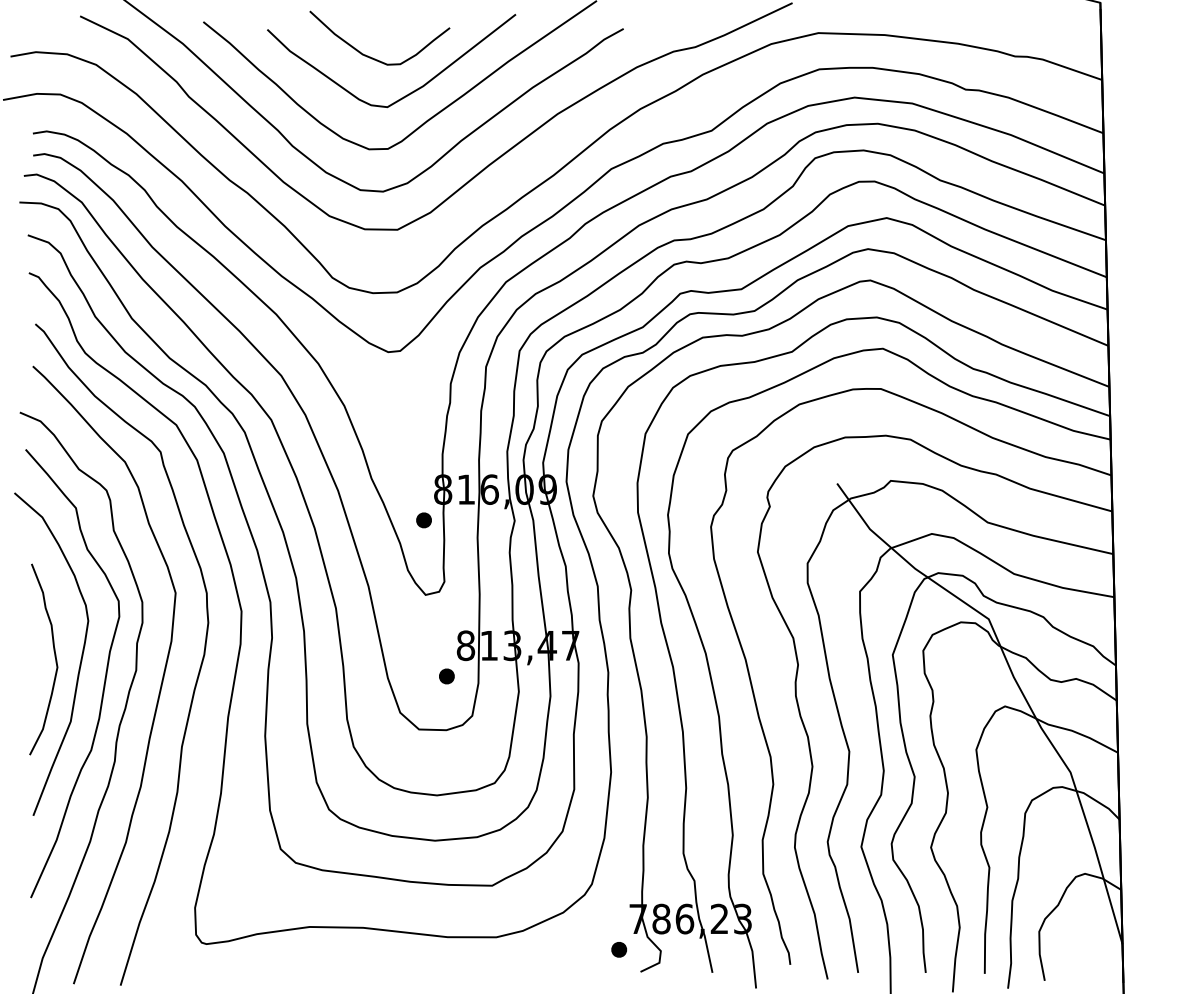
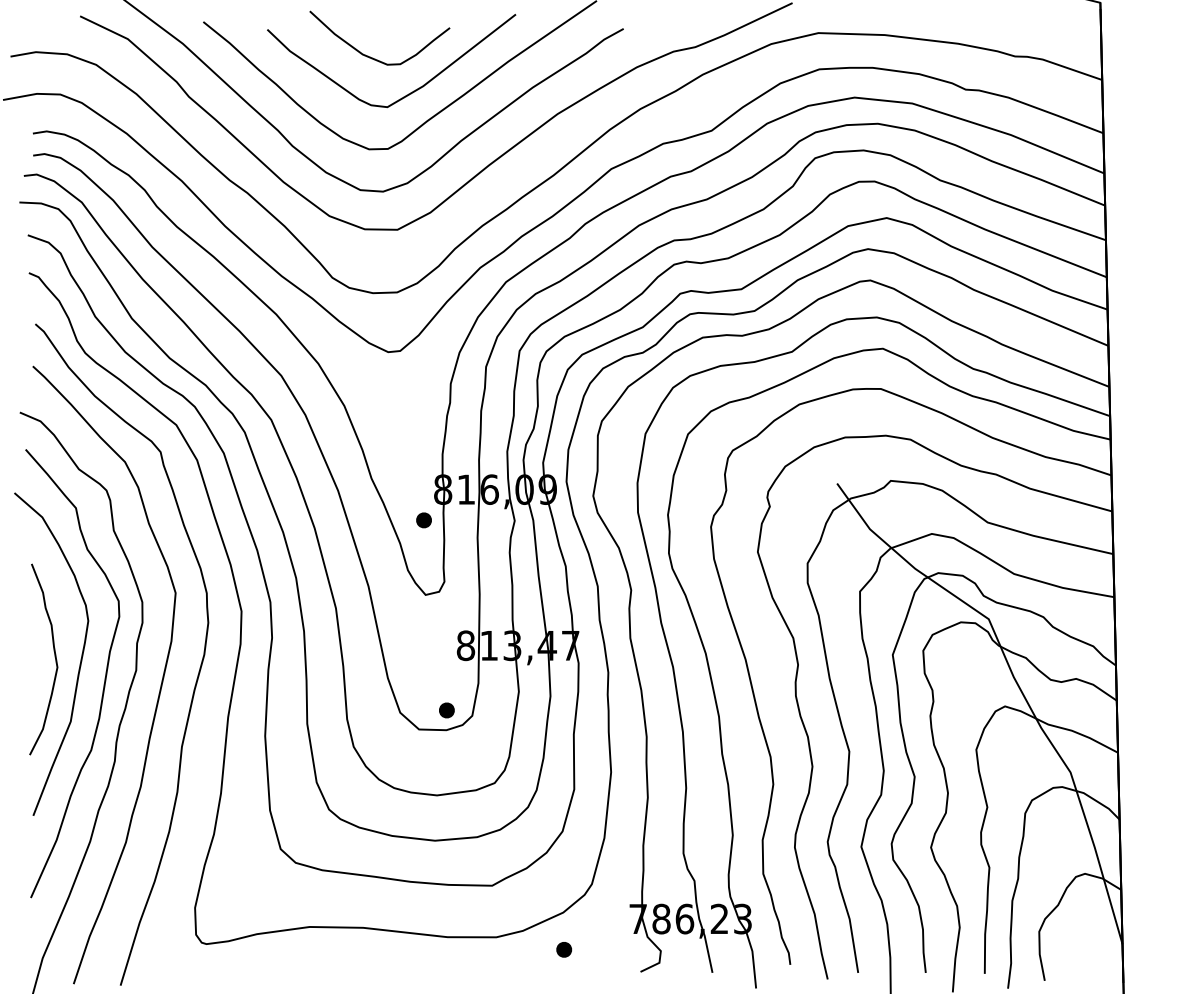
part position: (446, 676) -> (446, 710) (446, 710)
part position: (619, 949) -> (564, 949) (564, 949)
